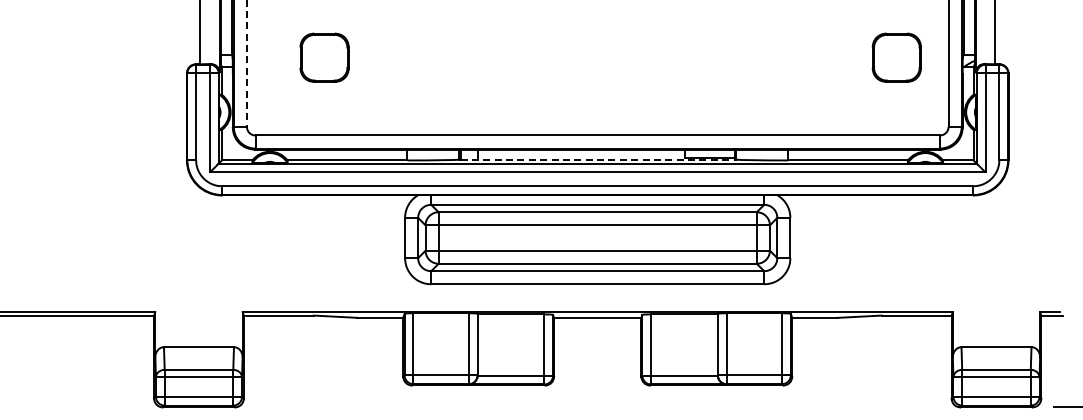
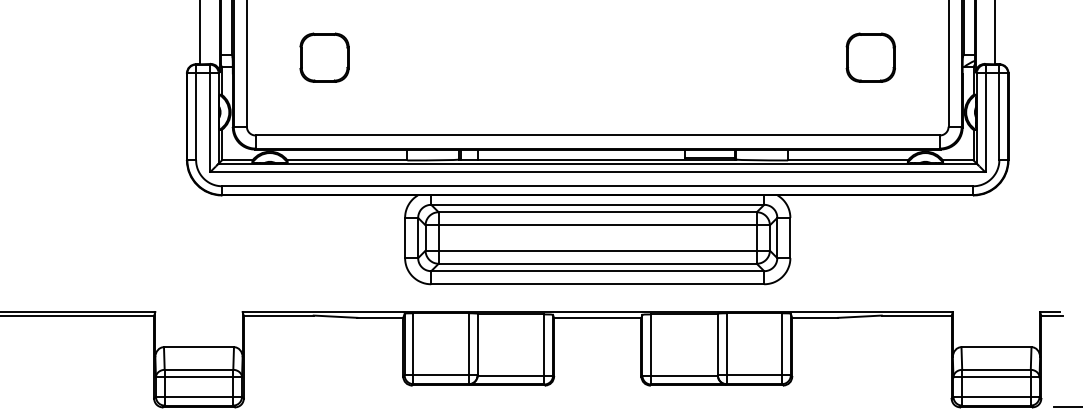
part position: (896, 57) -> (870, 57) (870, 57)
line: dashed -> solid (246, 63)
line: dashed -> solid (598, 159)
